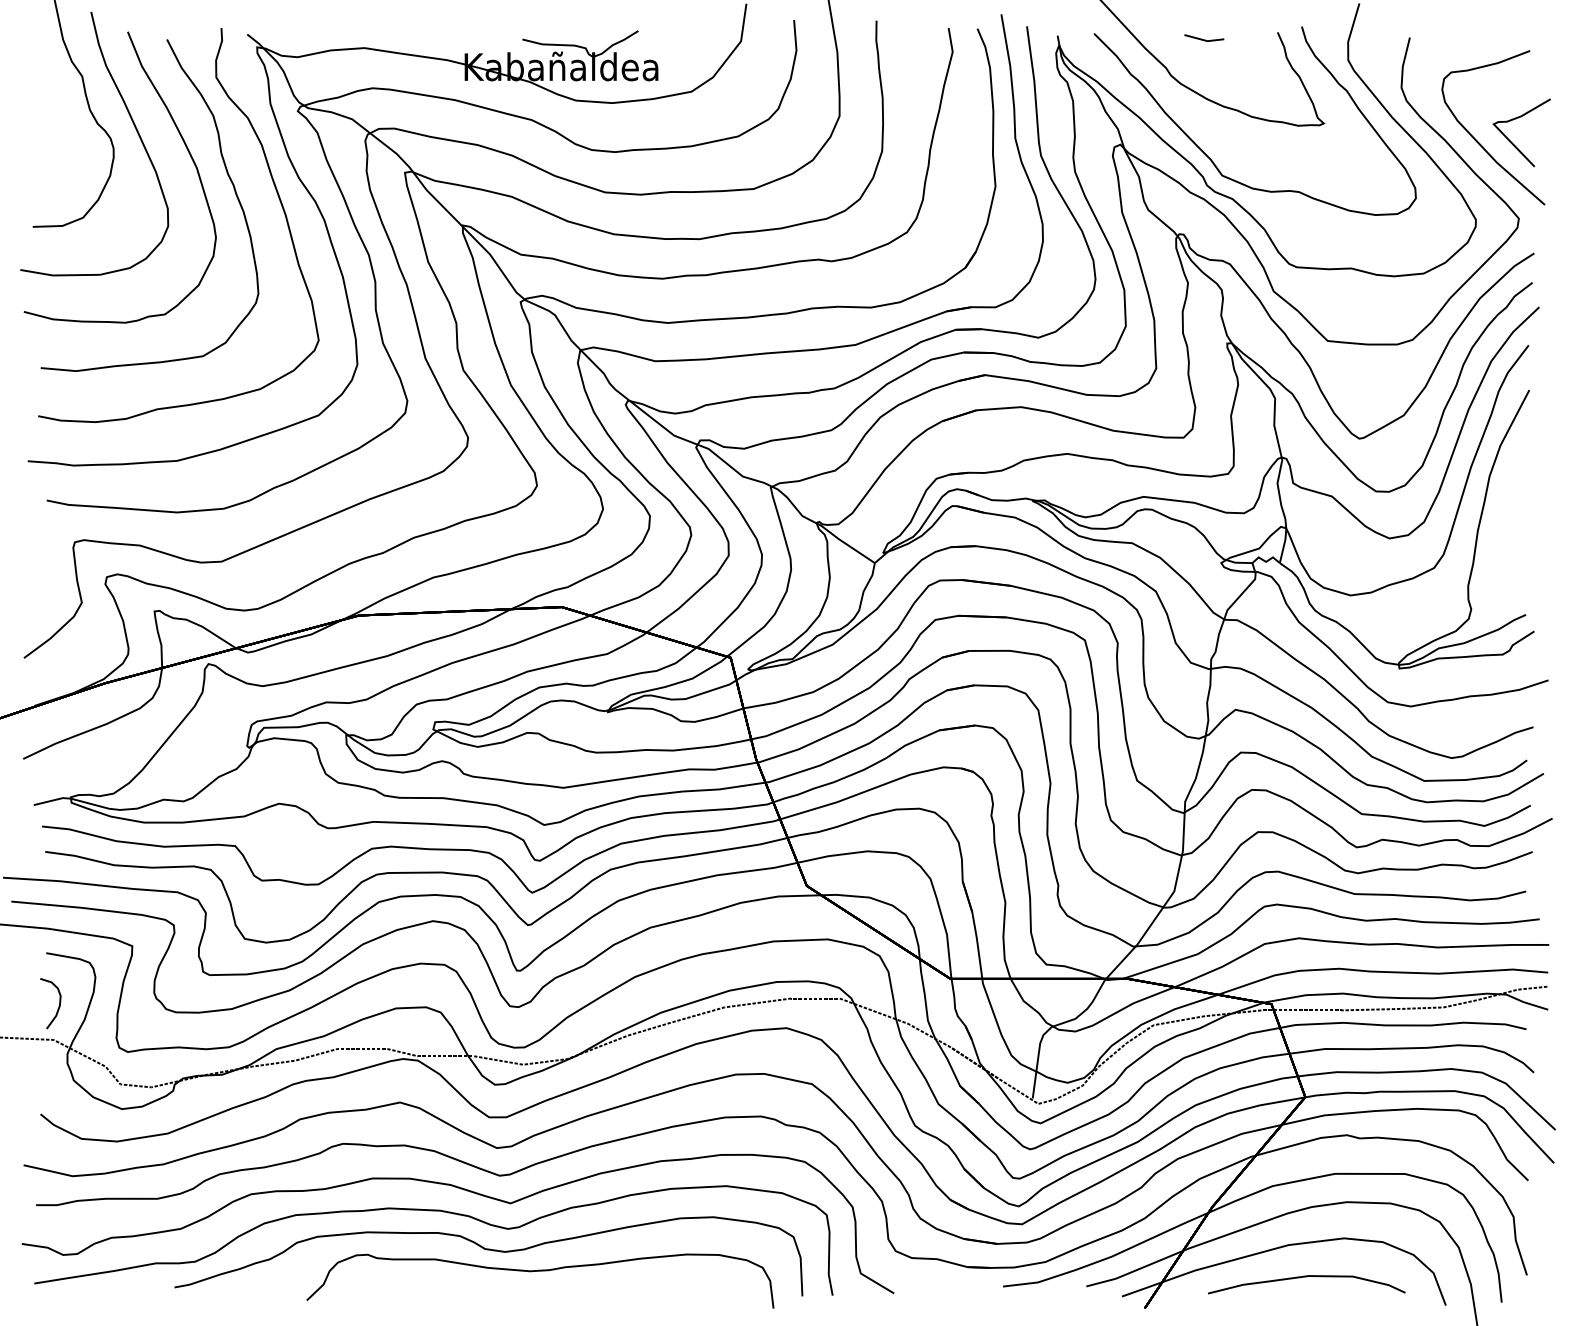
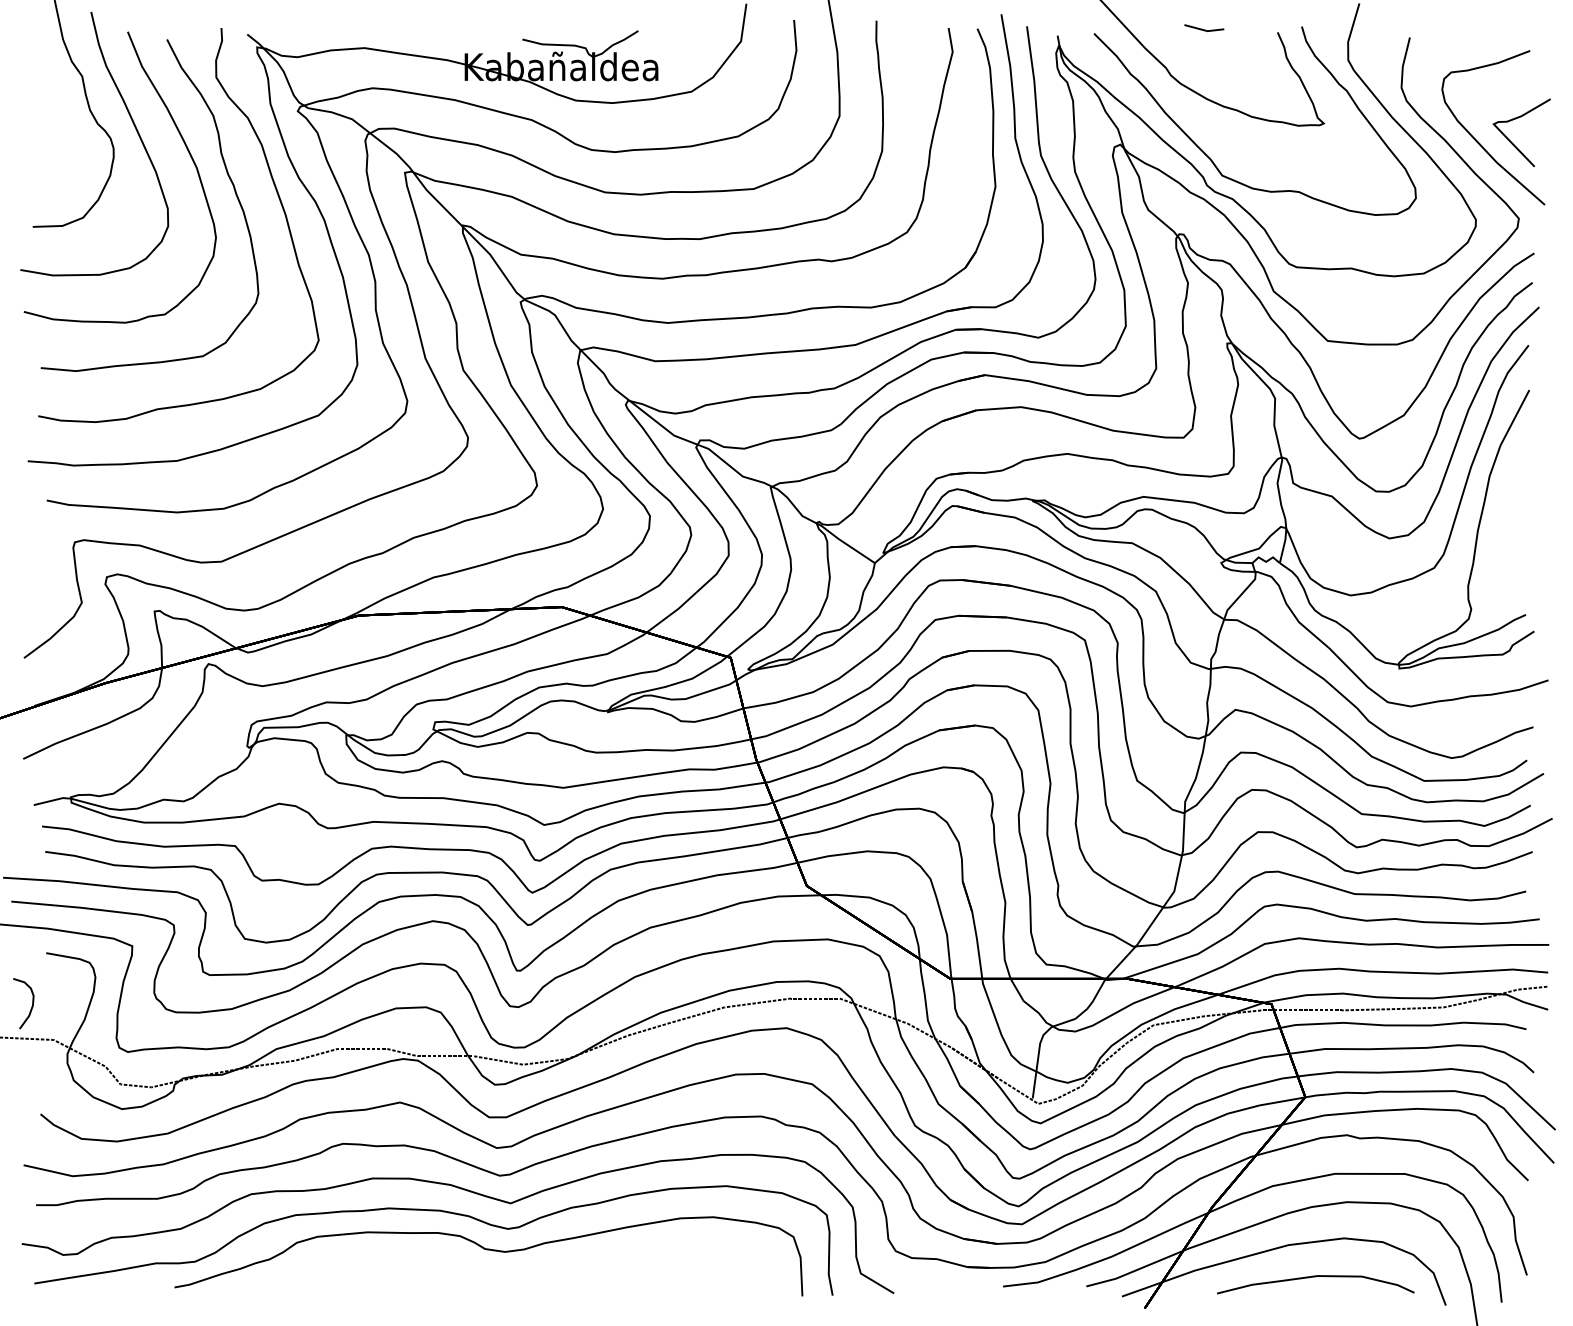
line position: (1204, 39) -> (1204, 29) (1204, 29)
curve position: (58, 1006) -> (31, 1006) (31, 1006)
curve: present -> none (540, 1271)
curve position: (1306, 1277) -> (1315, 1277) (1315, 1277)
